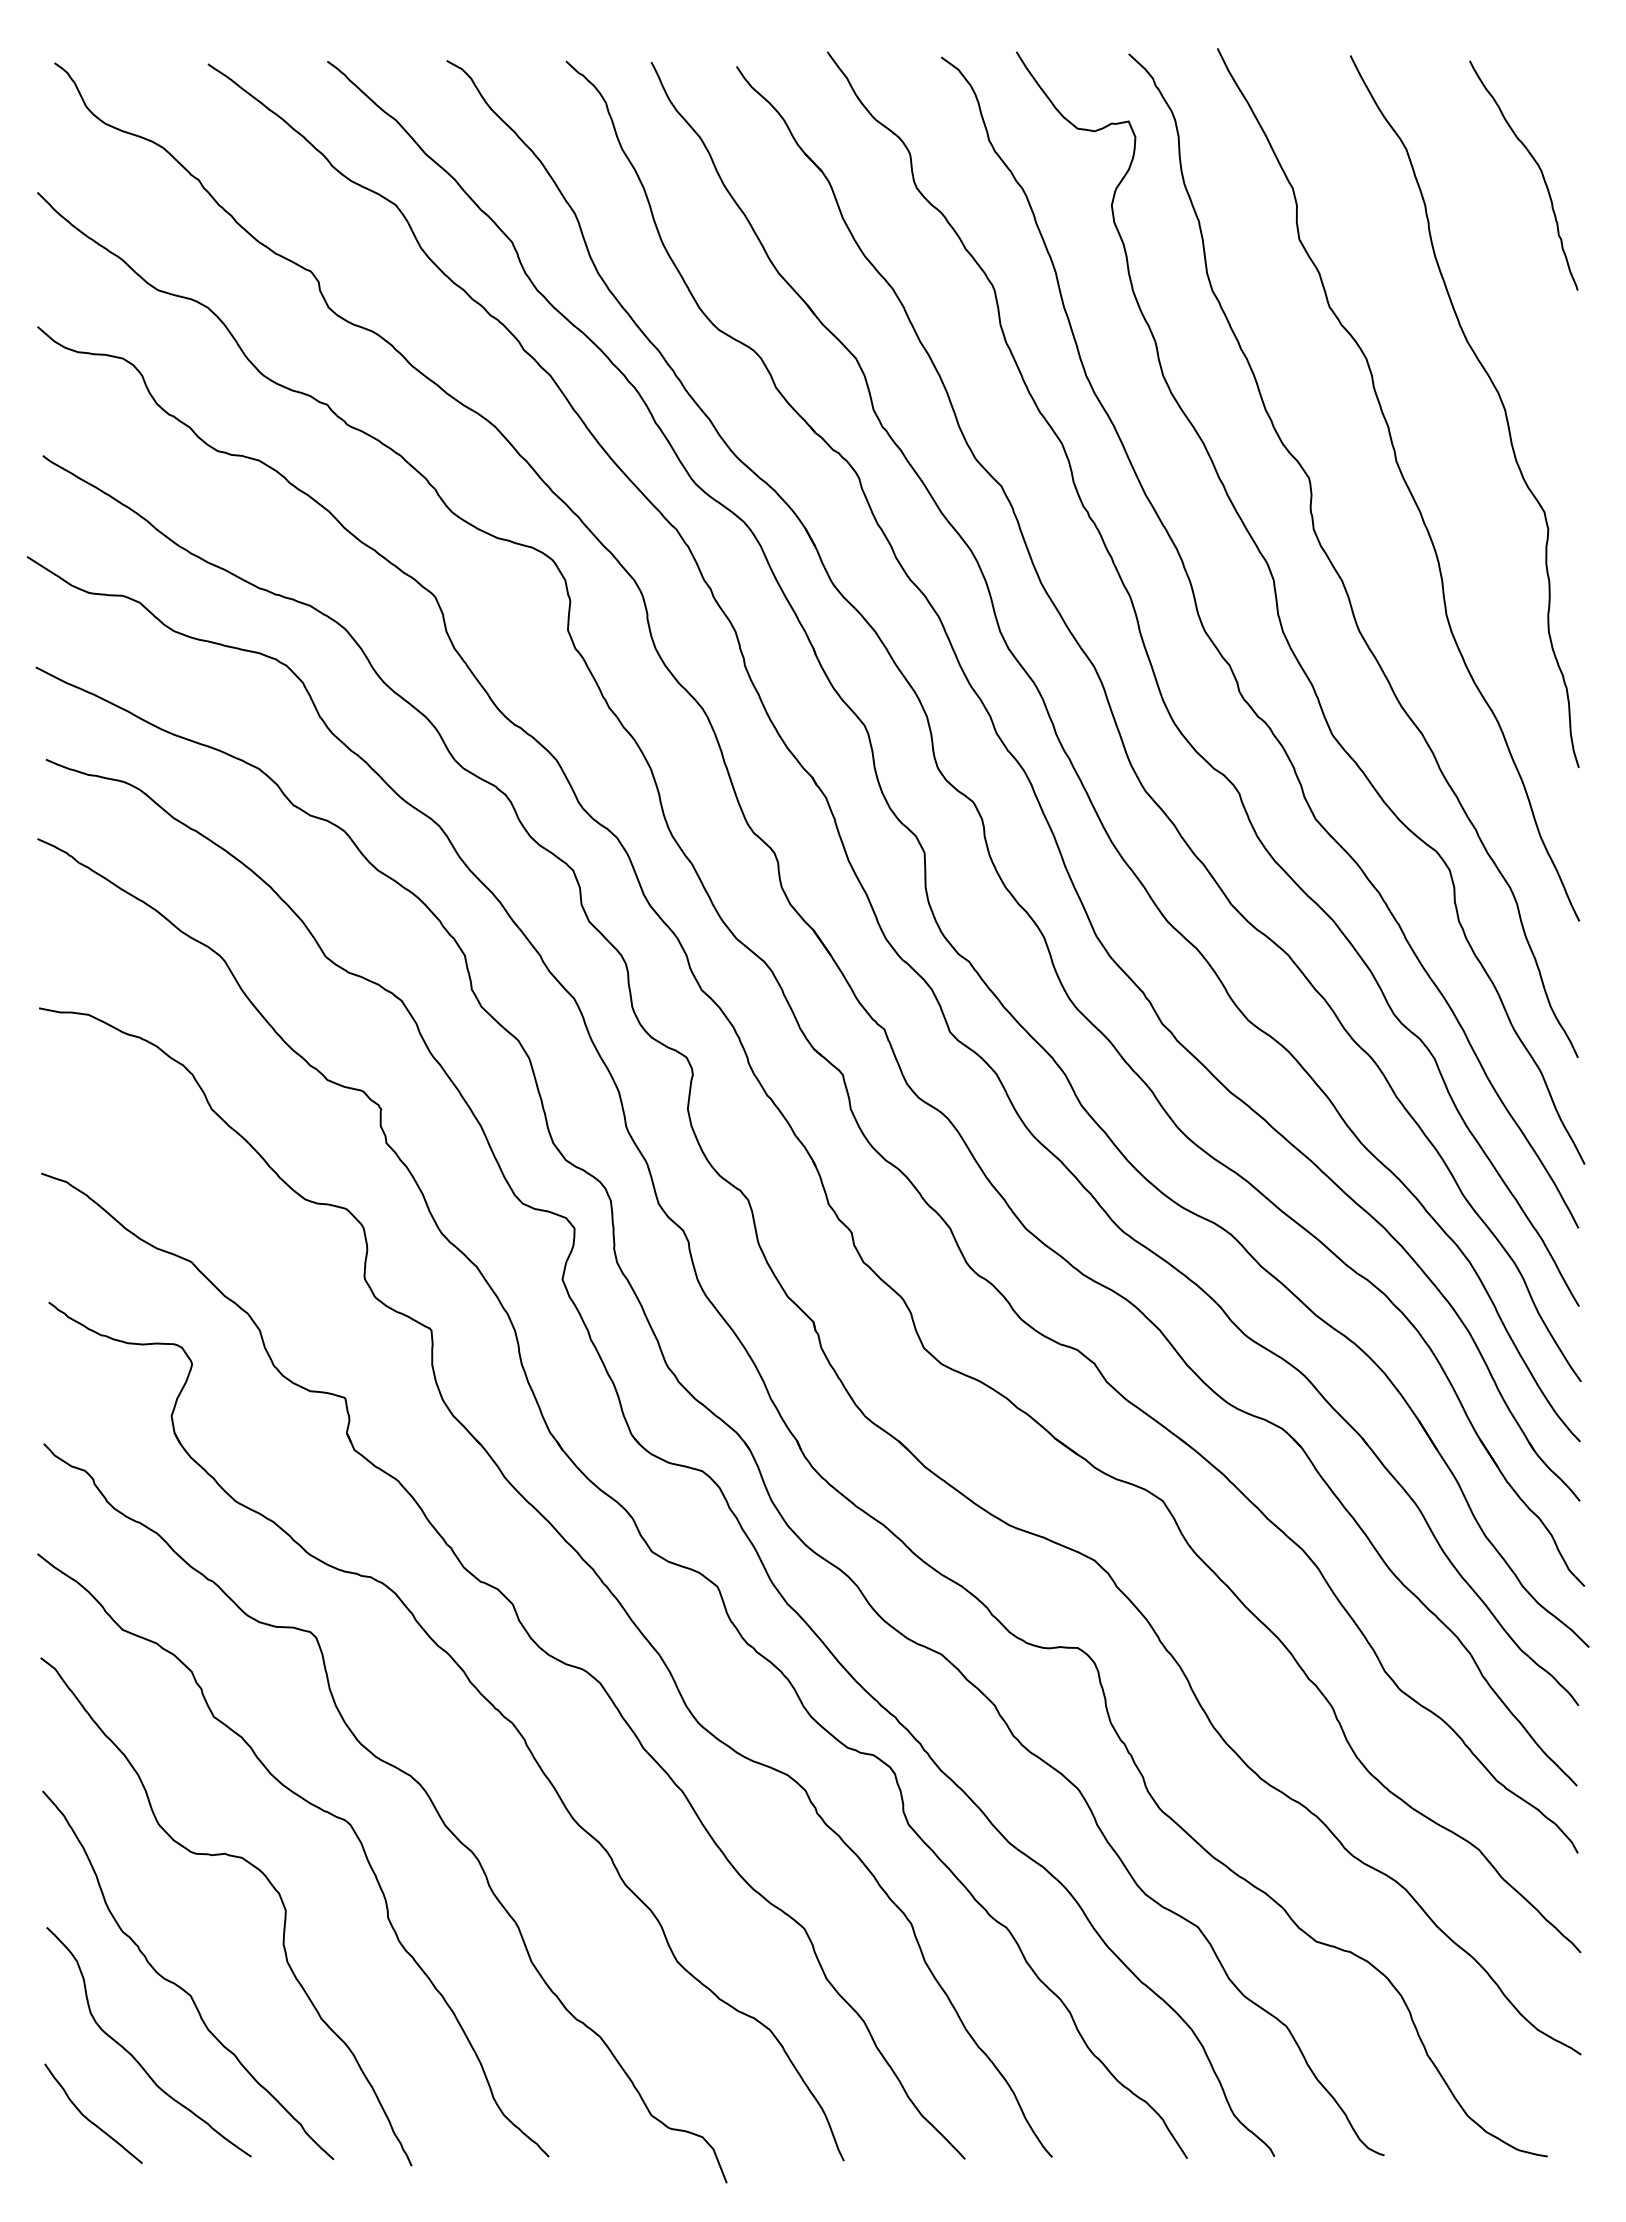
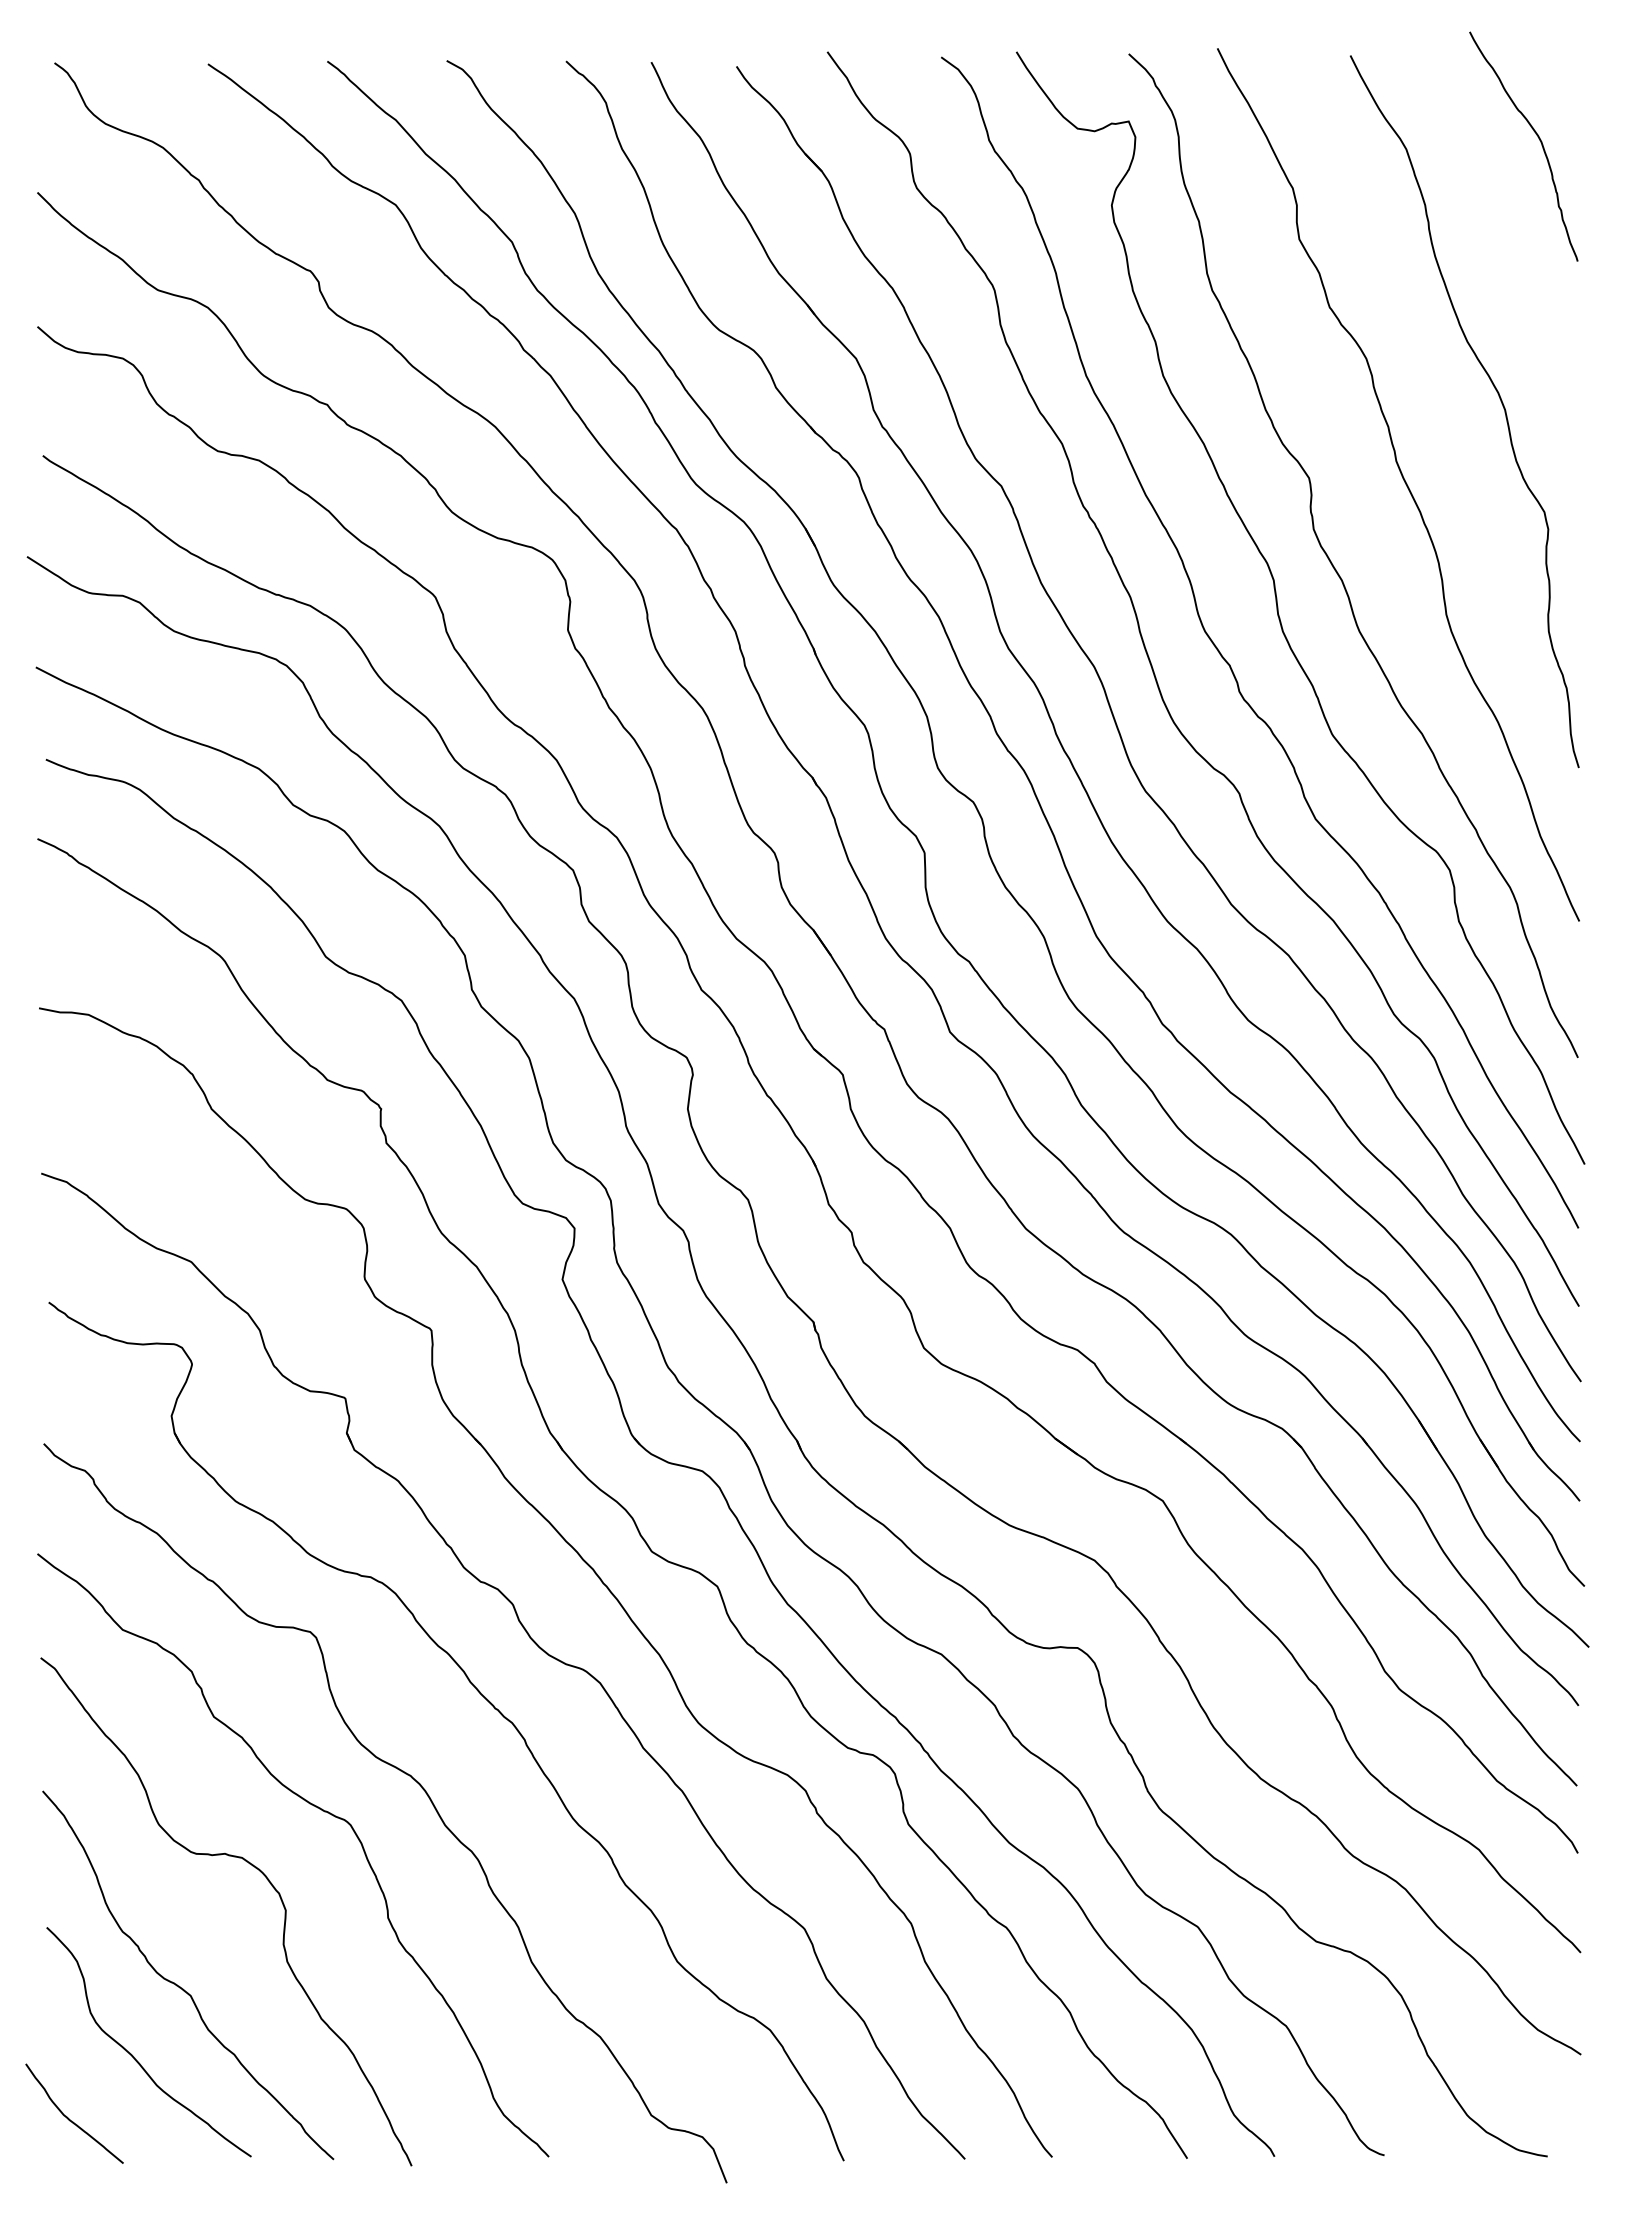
curve position: (1537, 166) -> (1537, 137) (1537, 137)
curve position: (88, 2118) -> (69, 2118) (69, 2118)
